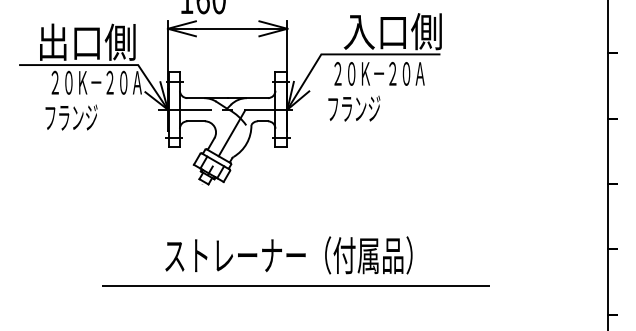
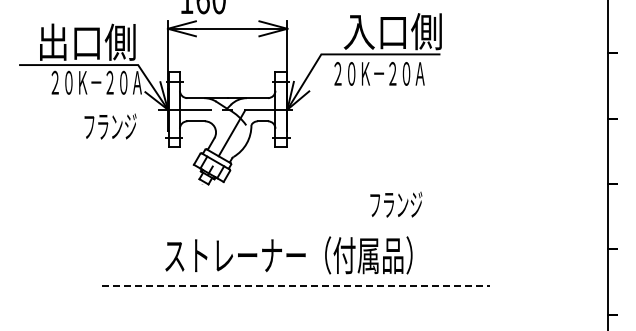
text position: (354, 108) -> (396, 204) (396, 204)
text position: (71, 117) -> (110, 126) (110, 126)
line: solid -> dashed (296, 285)
